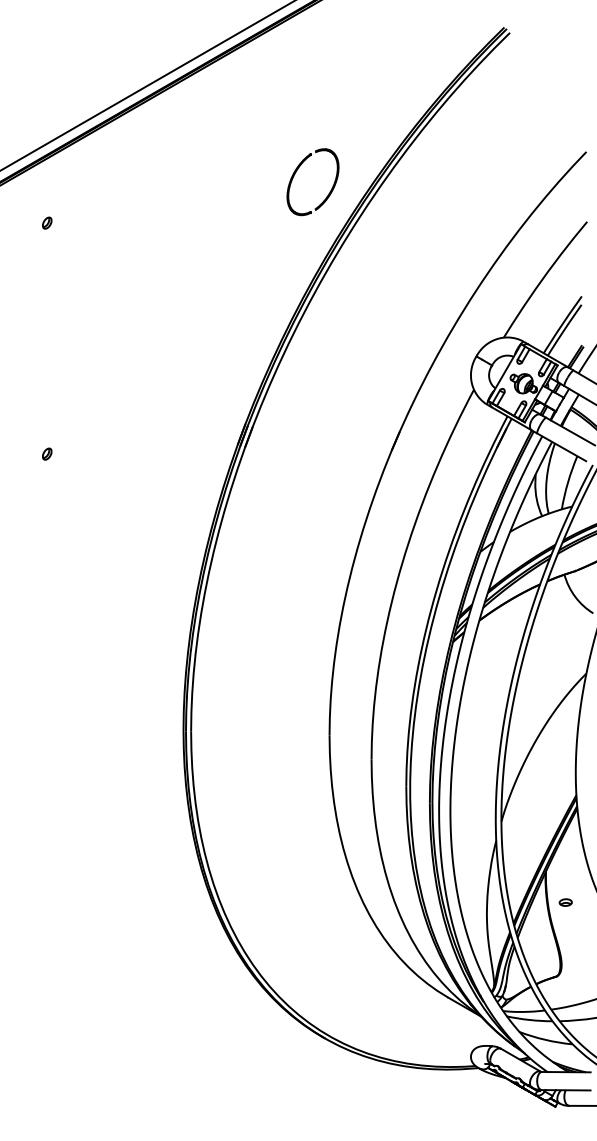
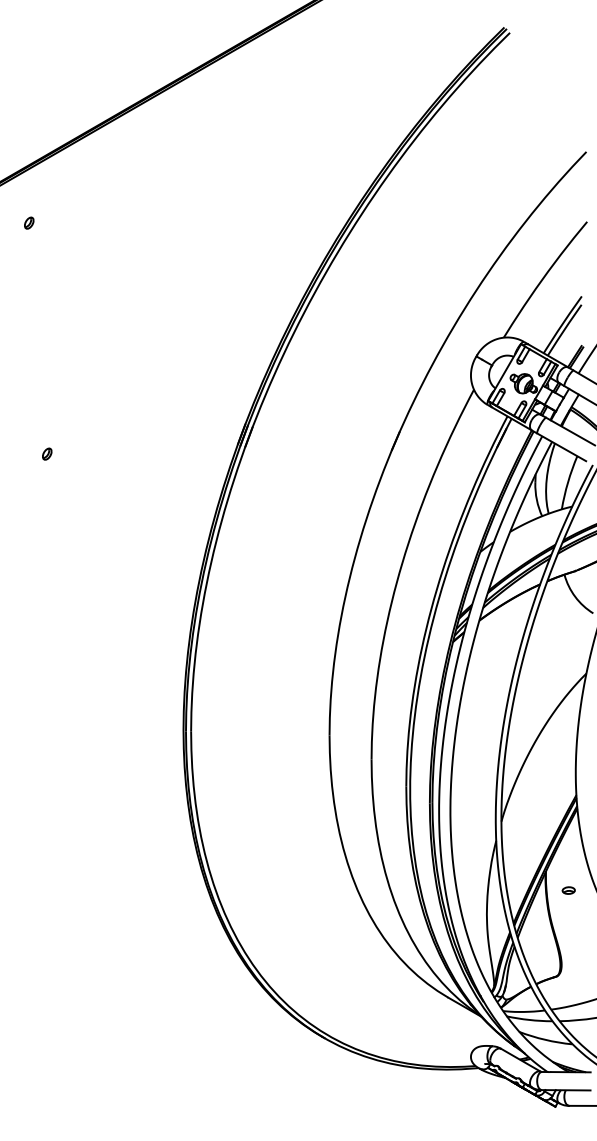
line: present -> none (147, 85)
part: present -> none (295, 174)
part position: (47, 222) -> (29, 222) (29, 222)
part position: (565, 902) -> (568, 890) (568, 890)
